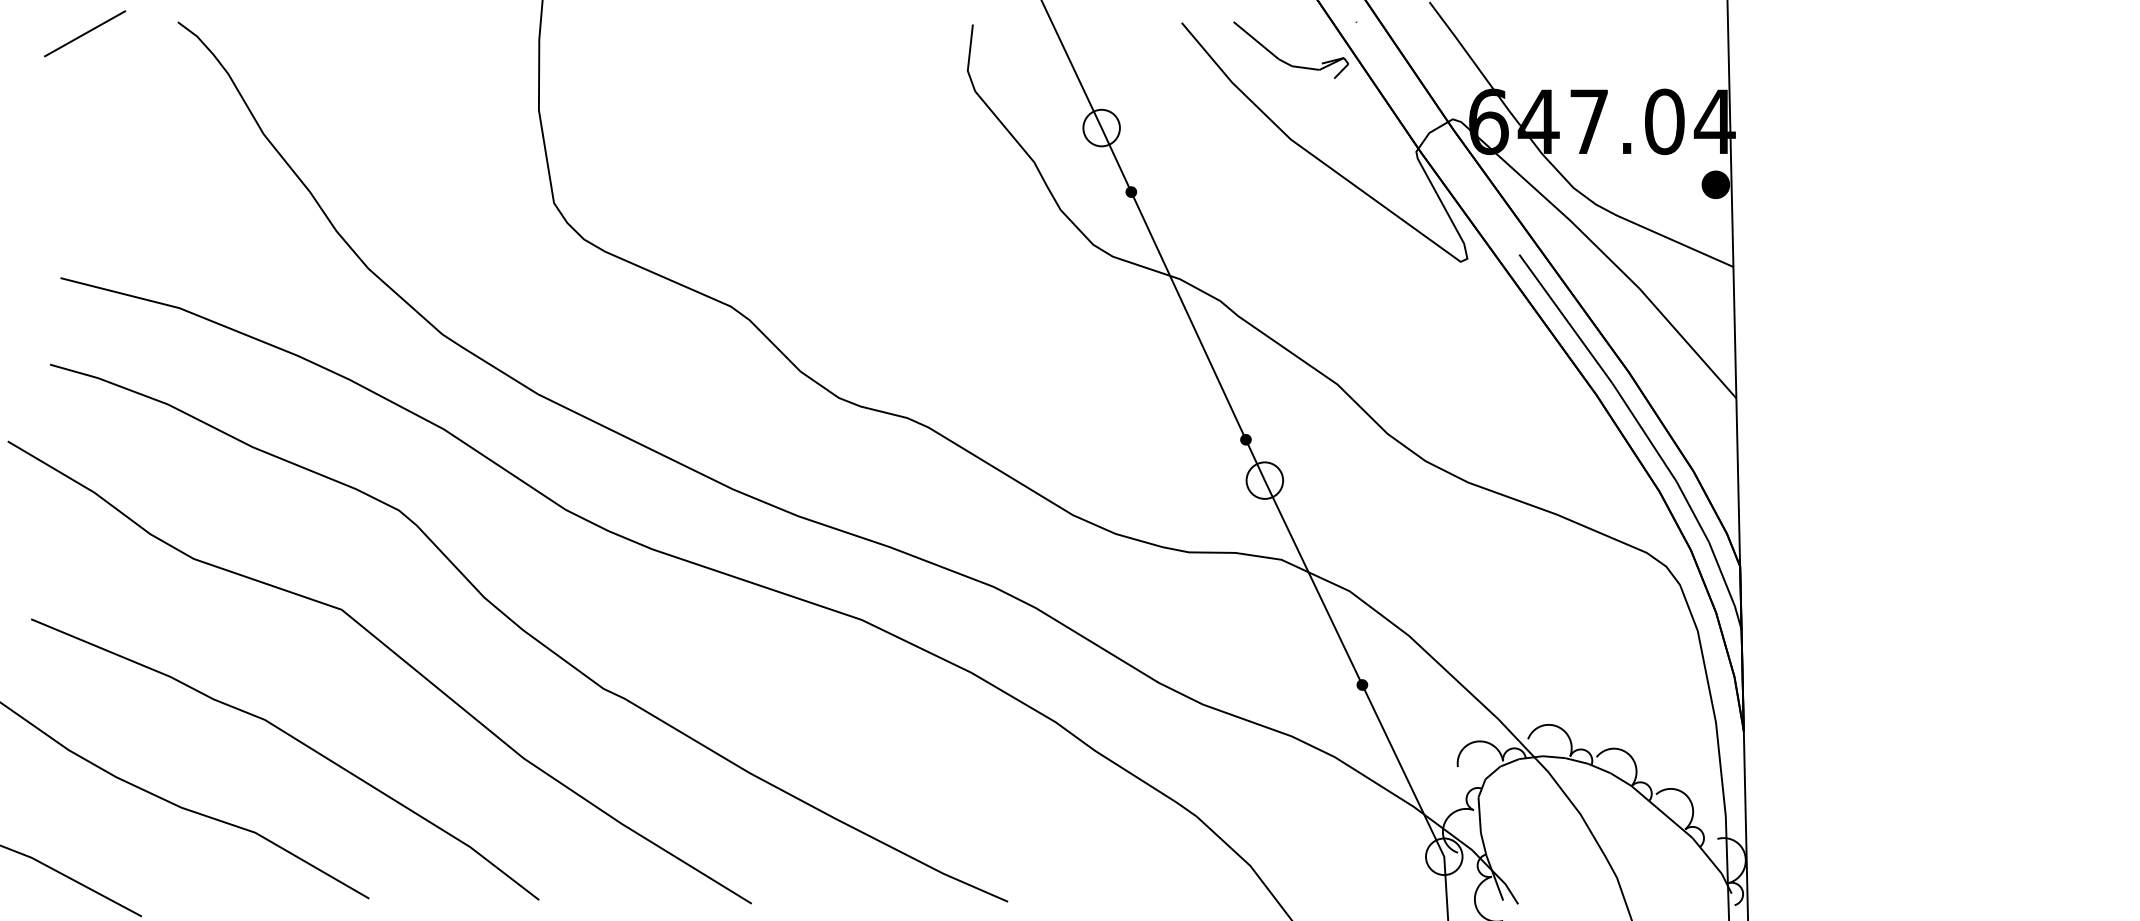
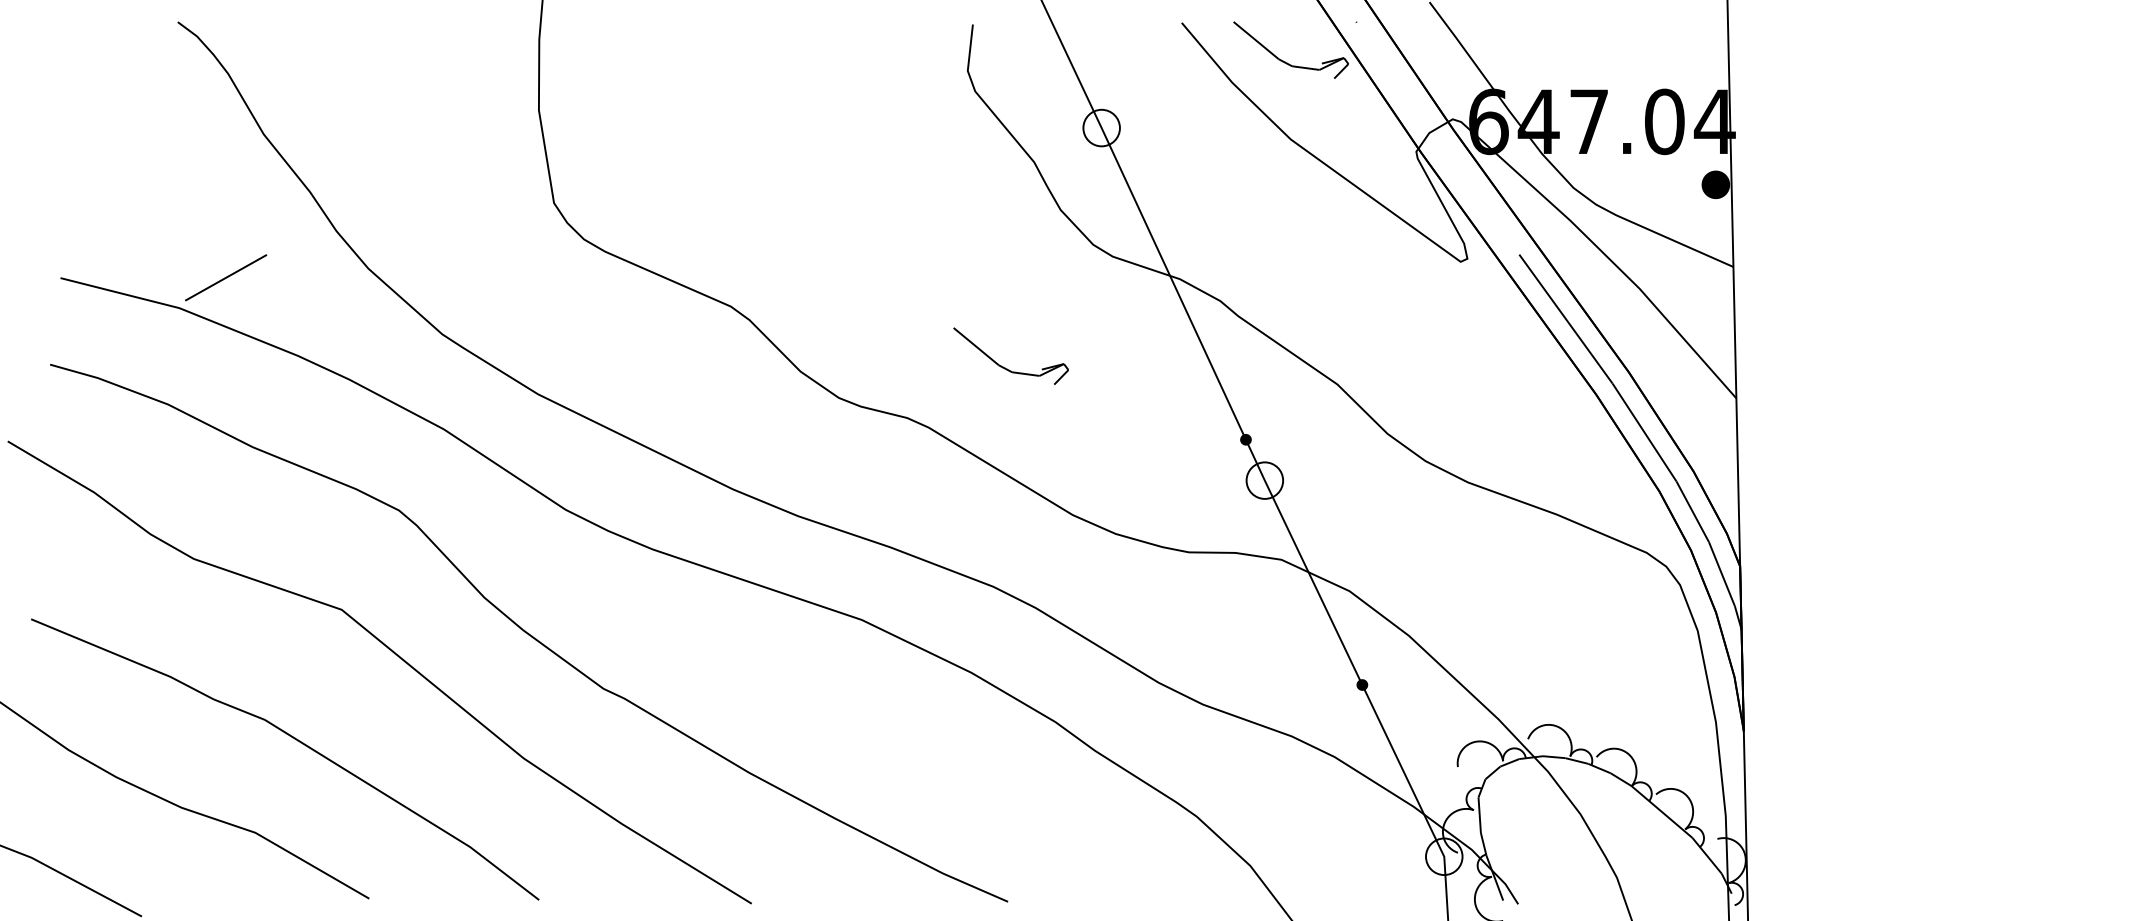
line position: (85, 33) -> (226, 277) (226, 277)
fill: present -> none (1131, 191)
part: none -> present (1005, 367)
